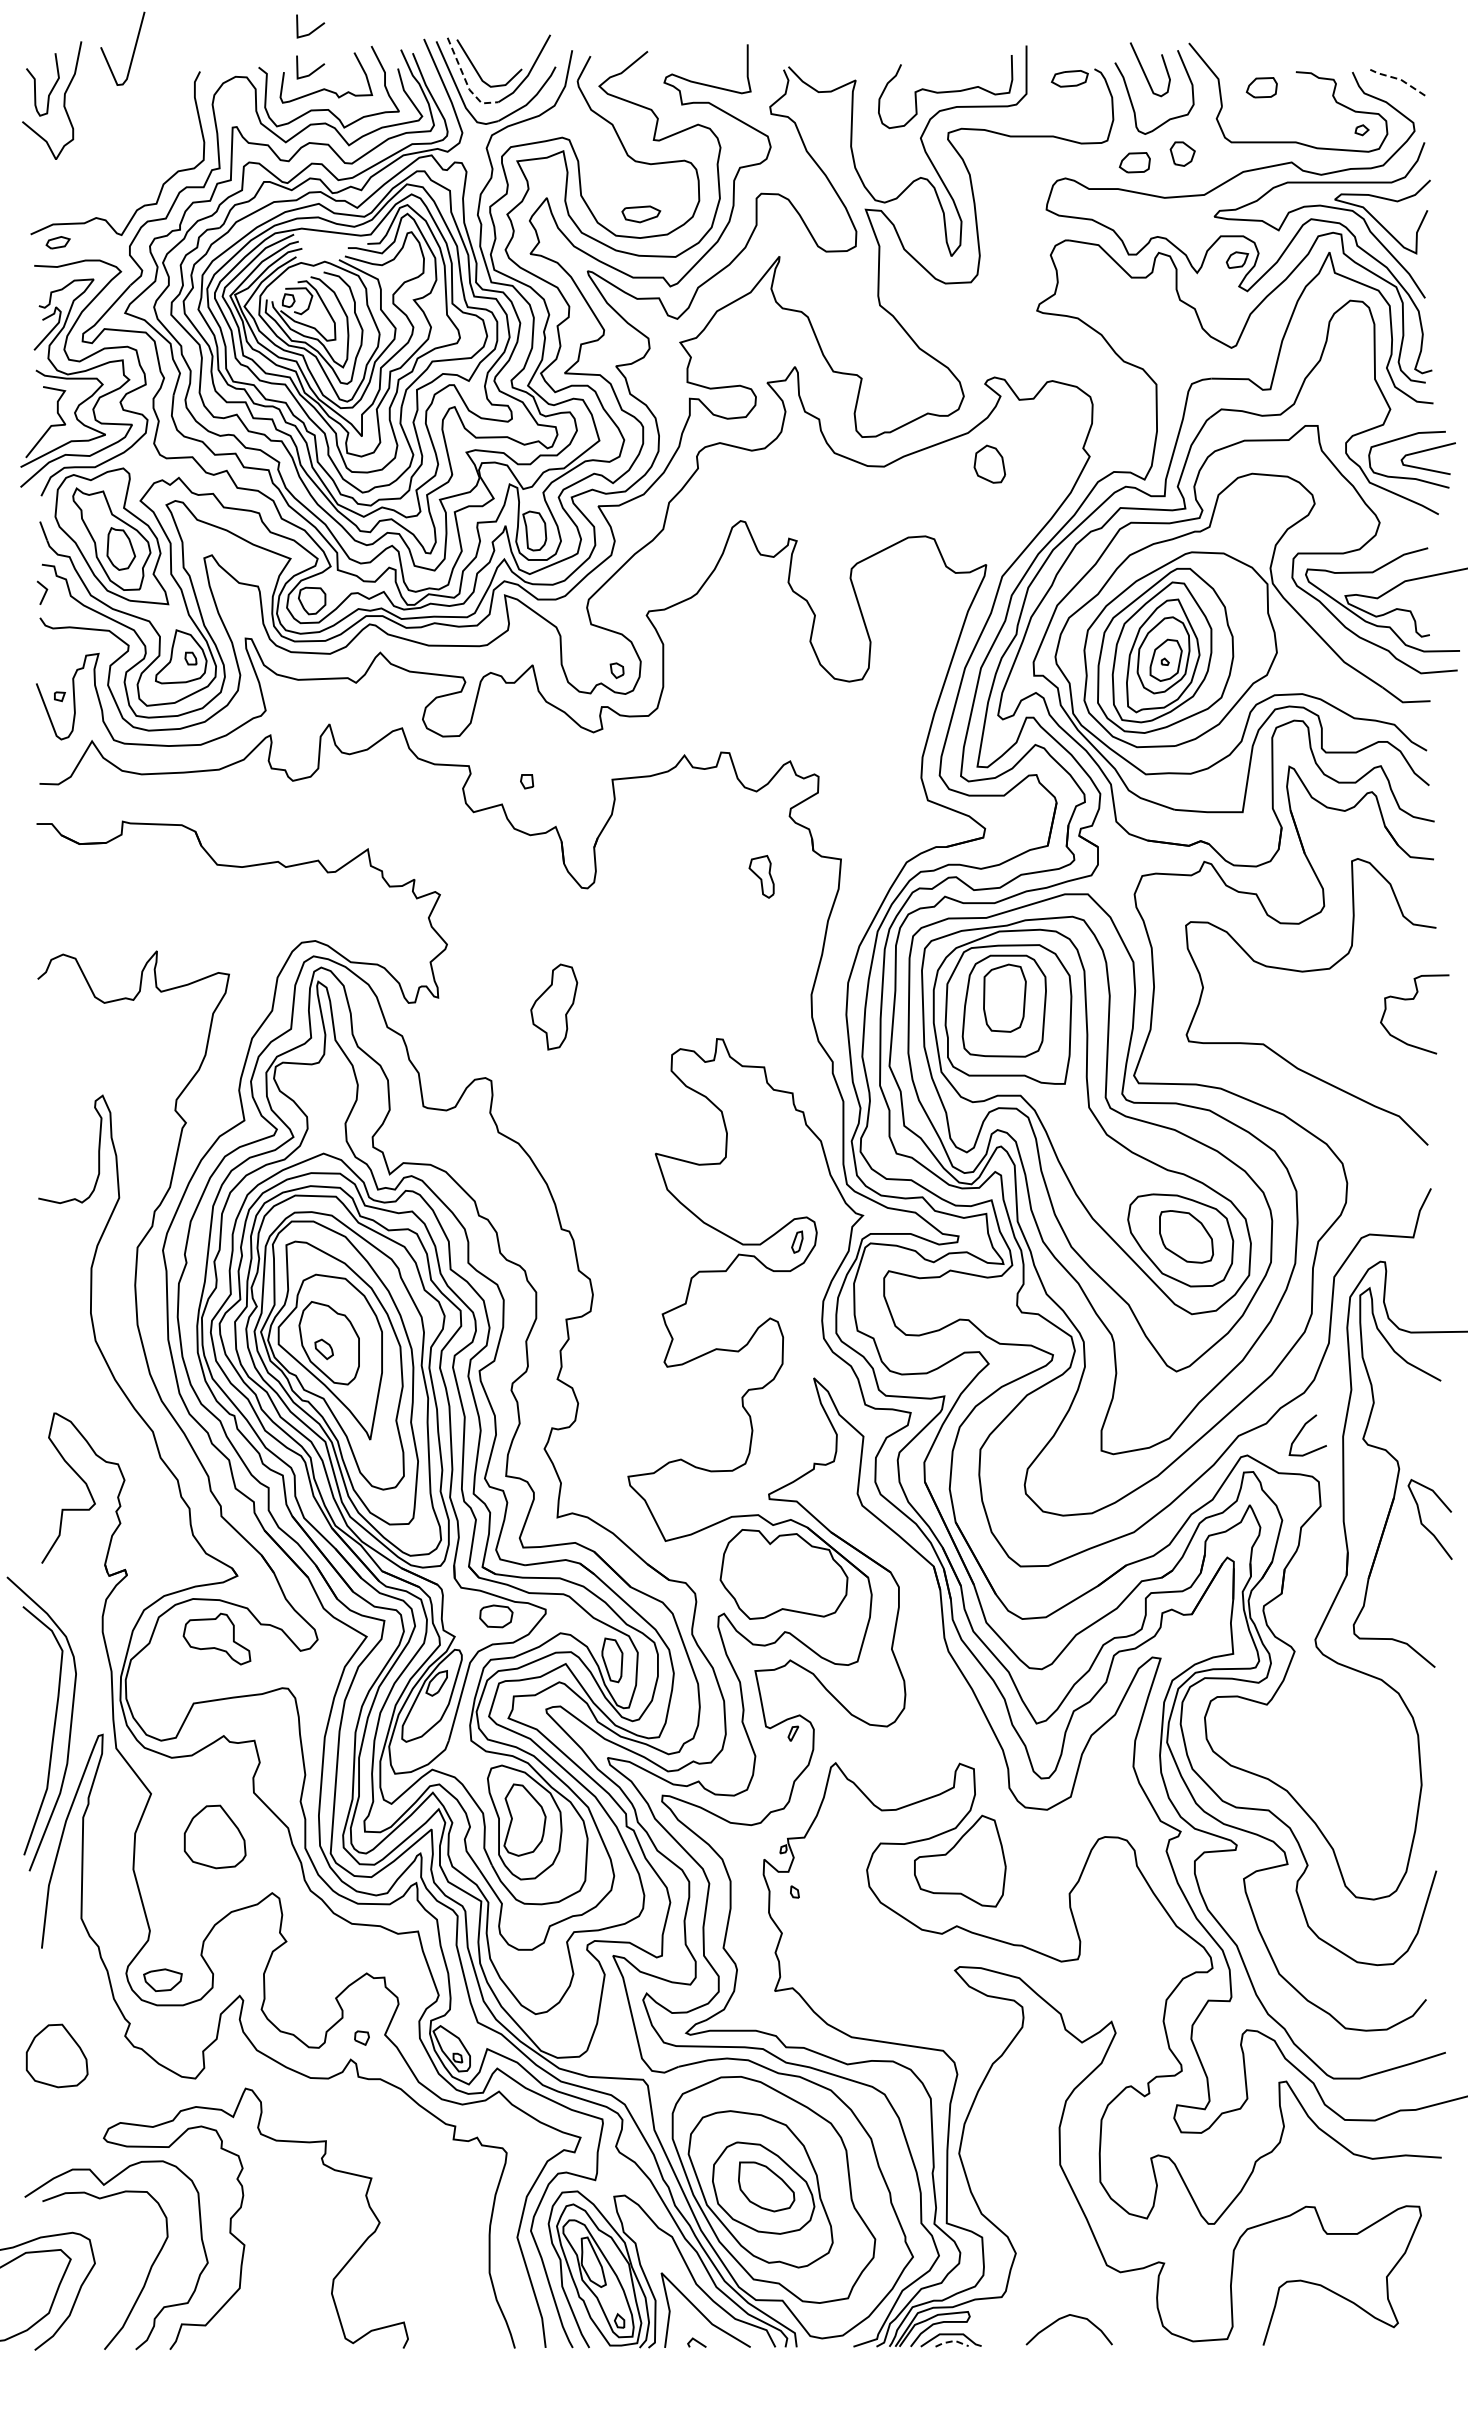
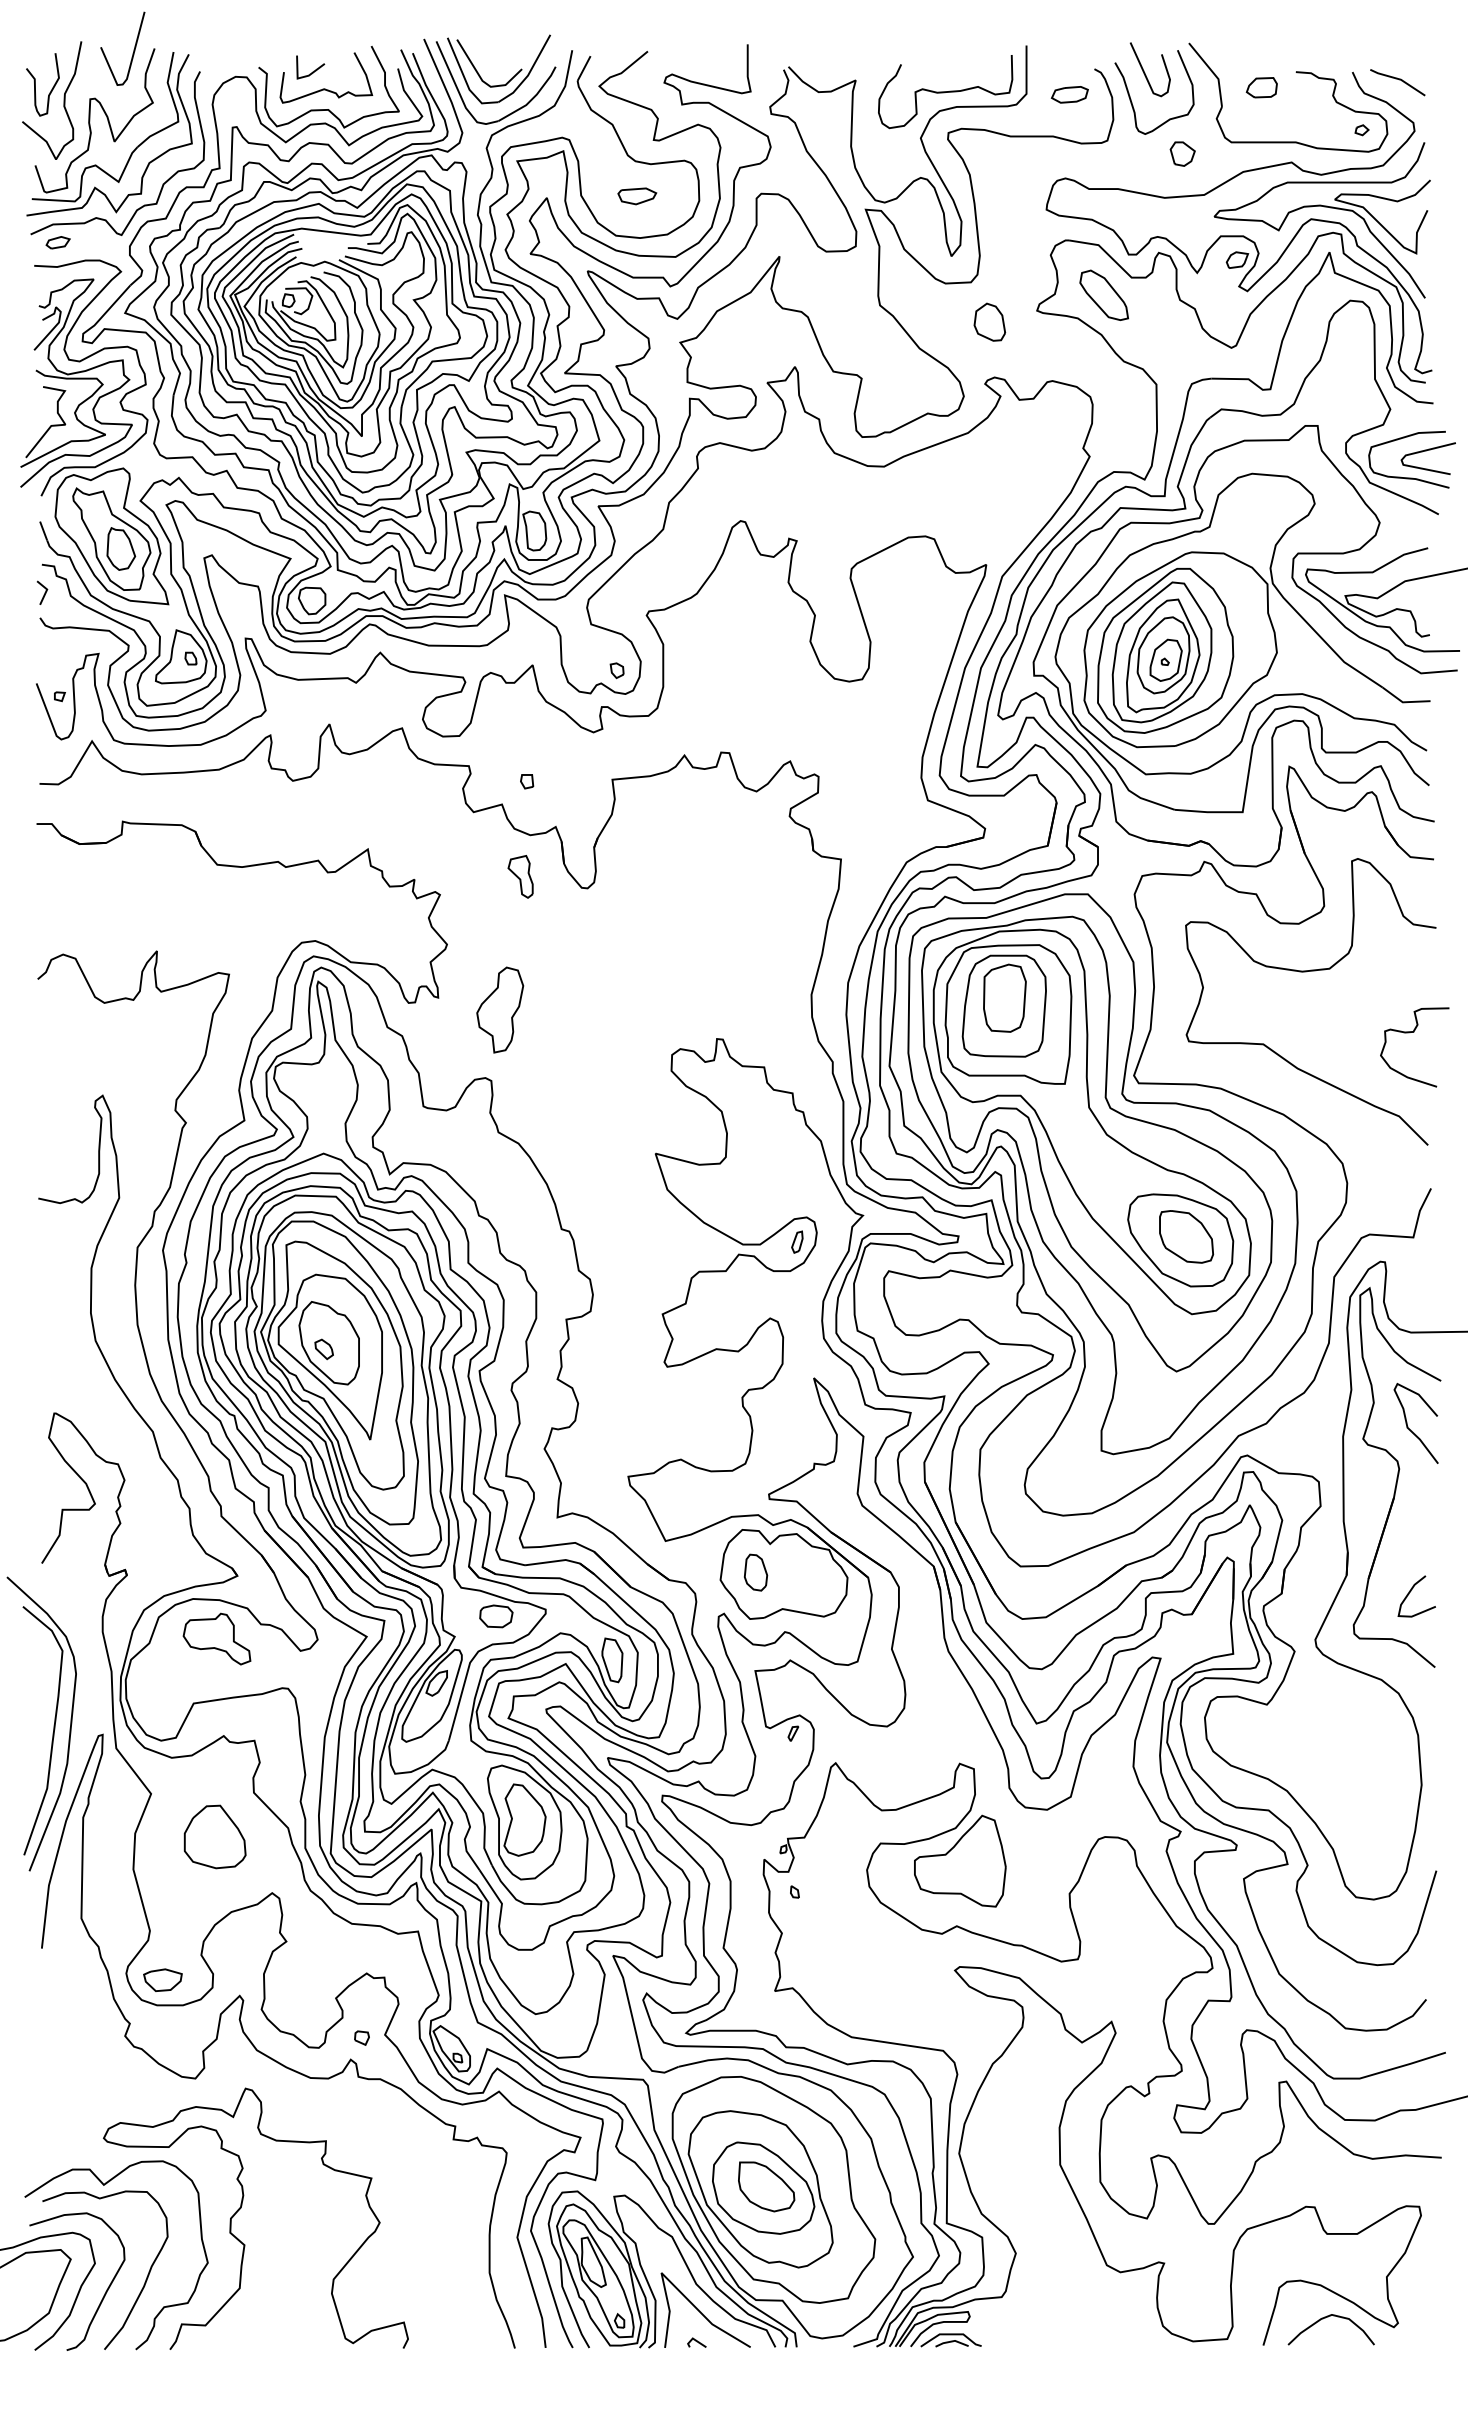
line: present -> none (312, 30)
part position: (1069, 78) -> (1069, 94) (1069, 94)
line: dashed -> solid (1399, 79)
line: dashed -> solid (466, 81)
part: none -> present (109, 132)
part: present -> none (1134, 162)
part position: (641, 214) -> (637, 196) (637, 196)
part: none -> present (1103, 294)
part position: (989, 463) -> (989, 321) (989, 321)
part position: (761, 876) -> (520, 876) (520, 876)
curve position: (1409, 1000) -> (1409, 1033) (1409, 1033)
part position: (554, 1006) -> (500, 1009) (500, 1009)
curve position: (1302, 1430) -> (1411, 1591) (1411, 1591)
curve position: (1422, 1522) -> (1408, 1426) (1408, 1426)
part: none -> present (755, 1572)
part: present -> none (56, 2055)
curve: none -> present (103, 2295)
curve position: (1063, 2318) -> (1325, 2318) (1325, 2318)
line: dashed -> solid (952, 2341)
